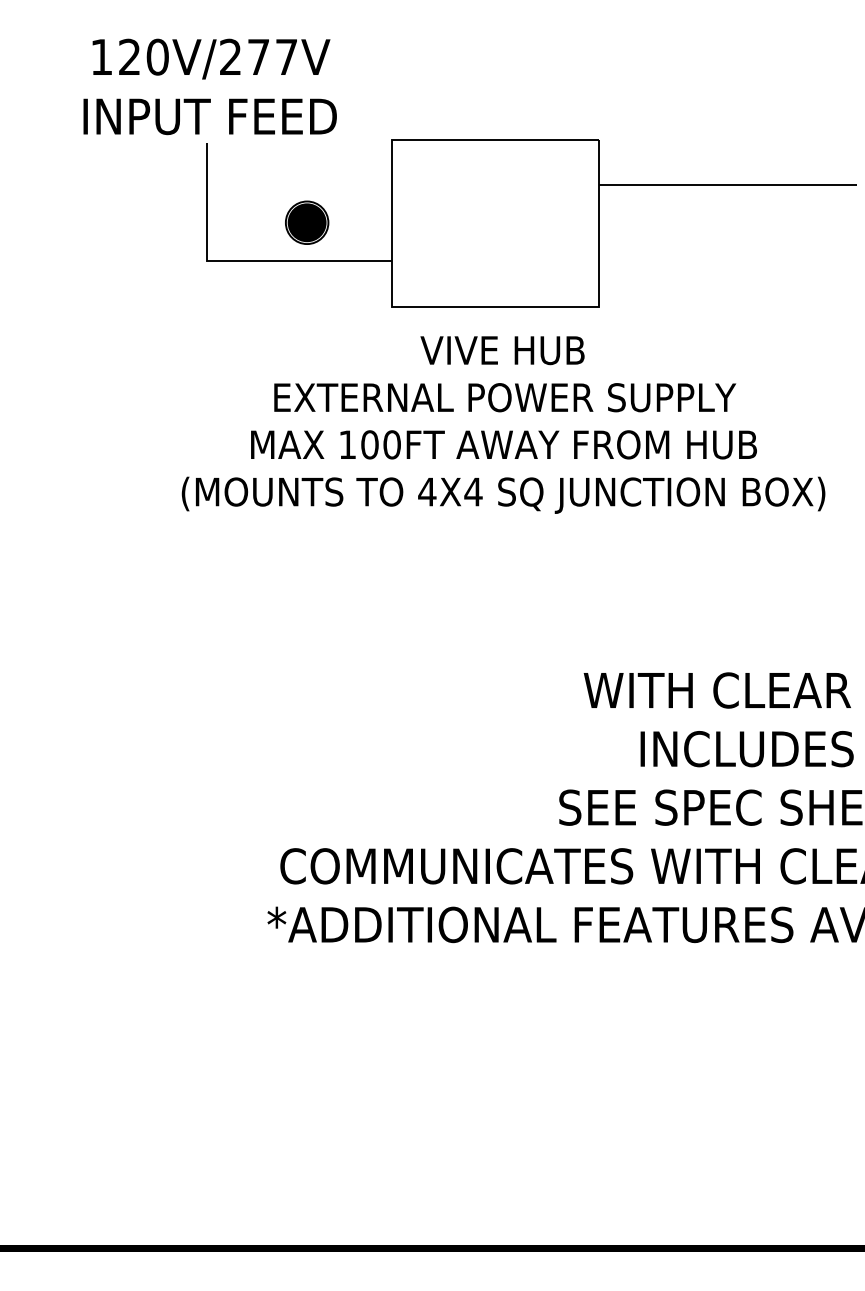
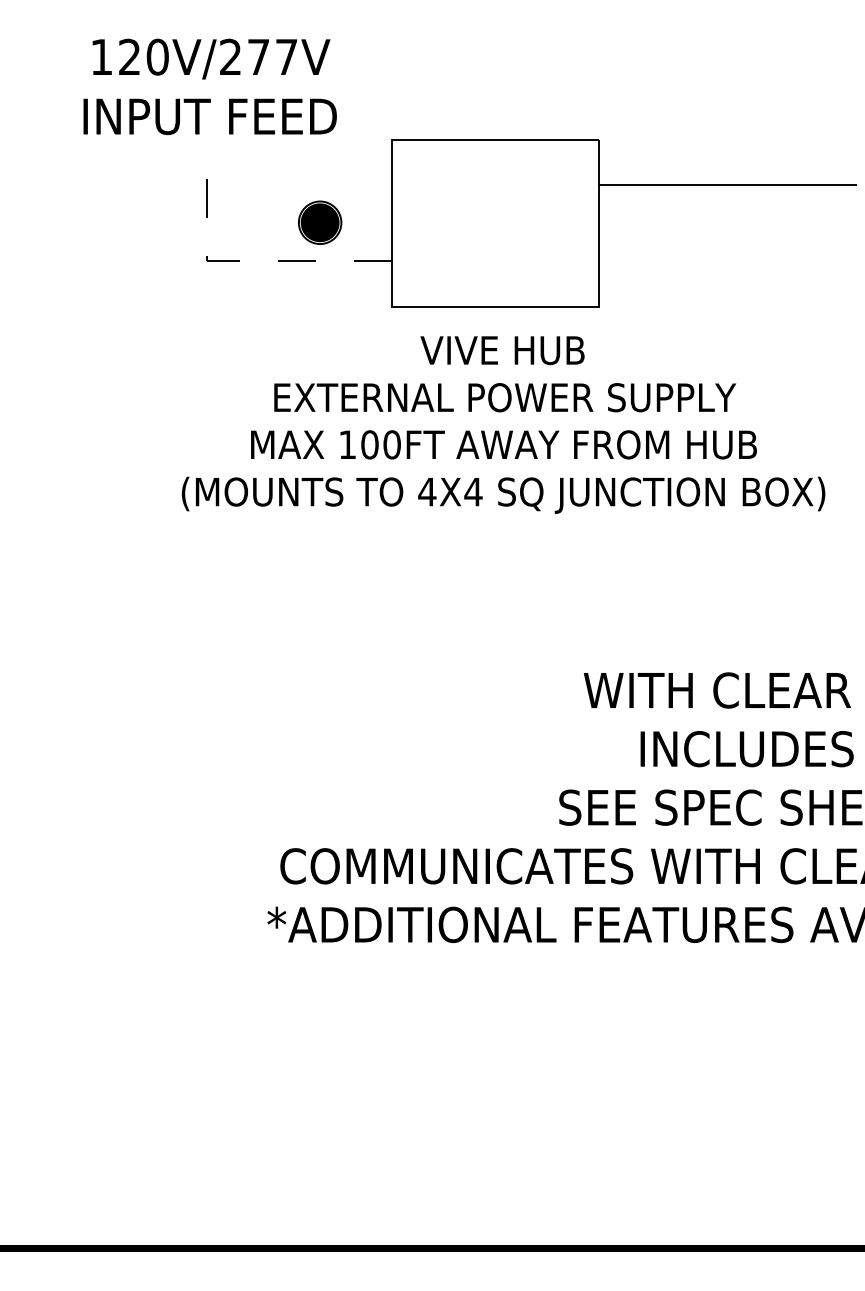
part position: (307, 222) -> (320, 222) (320, 222)
line: solid -> dashed (239, 261)
